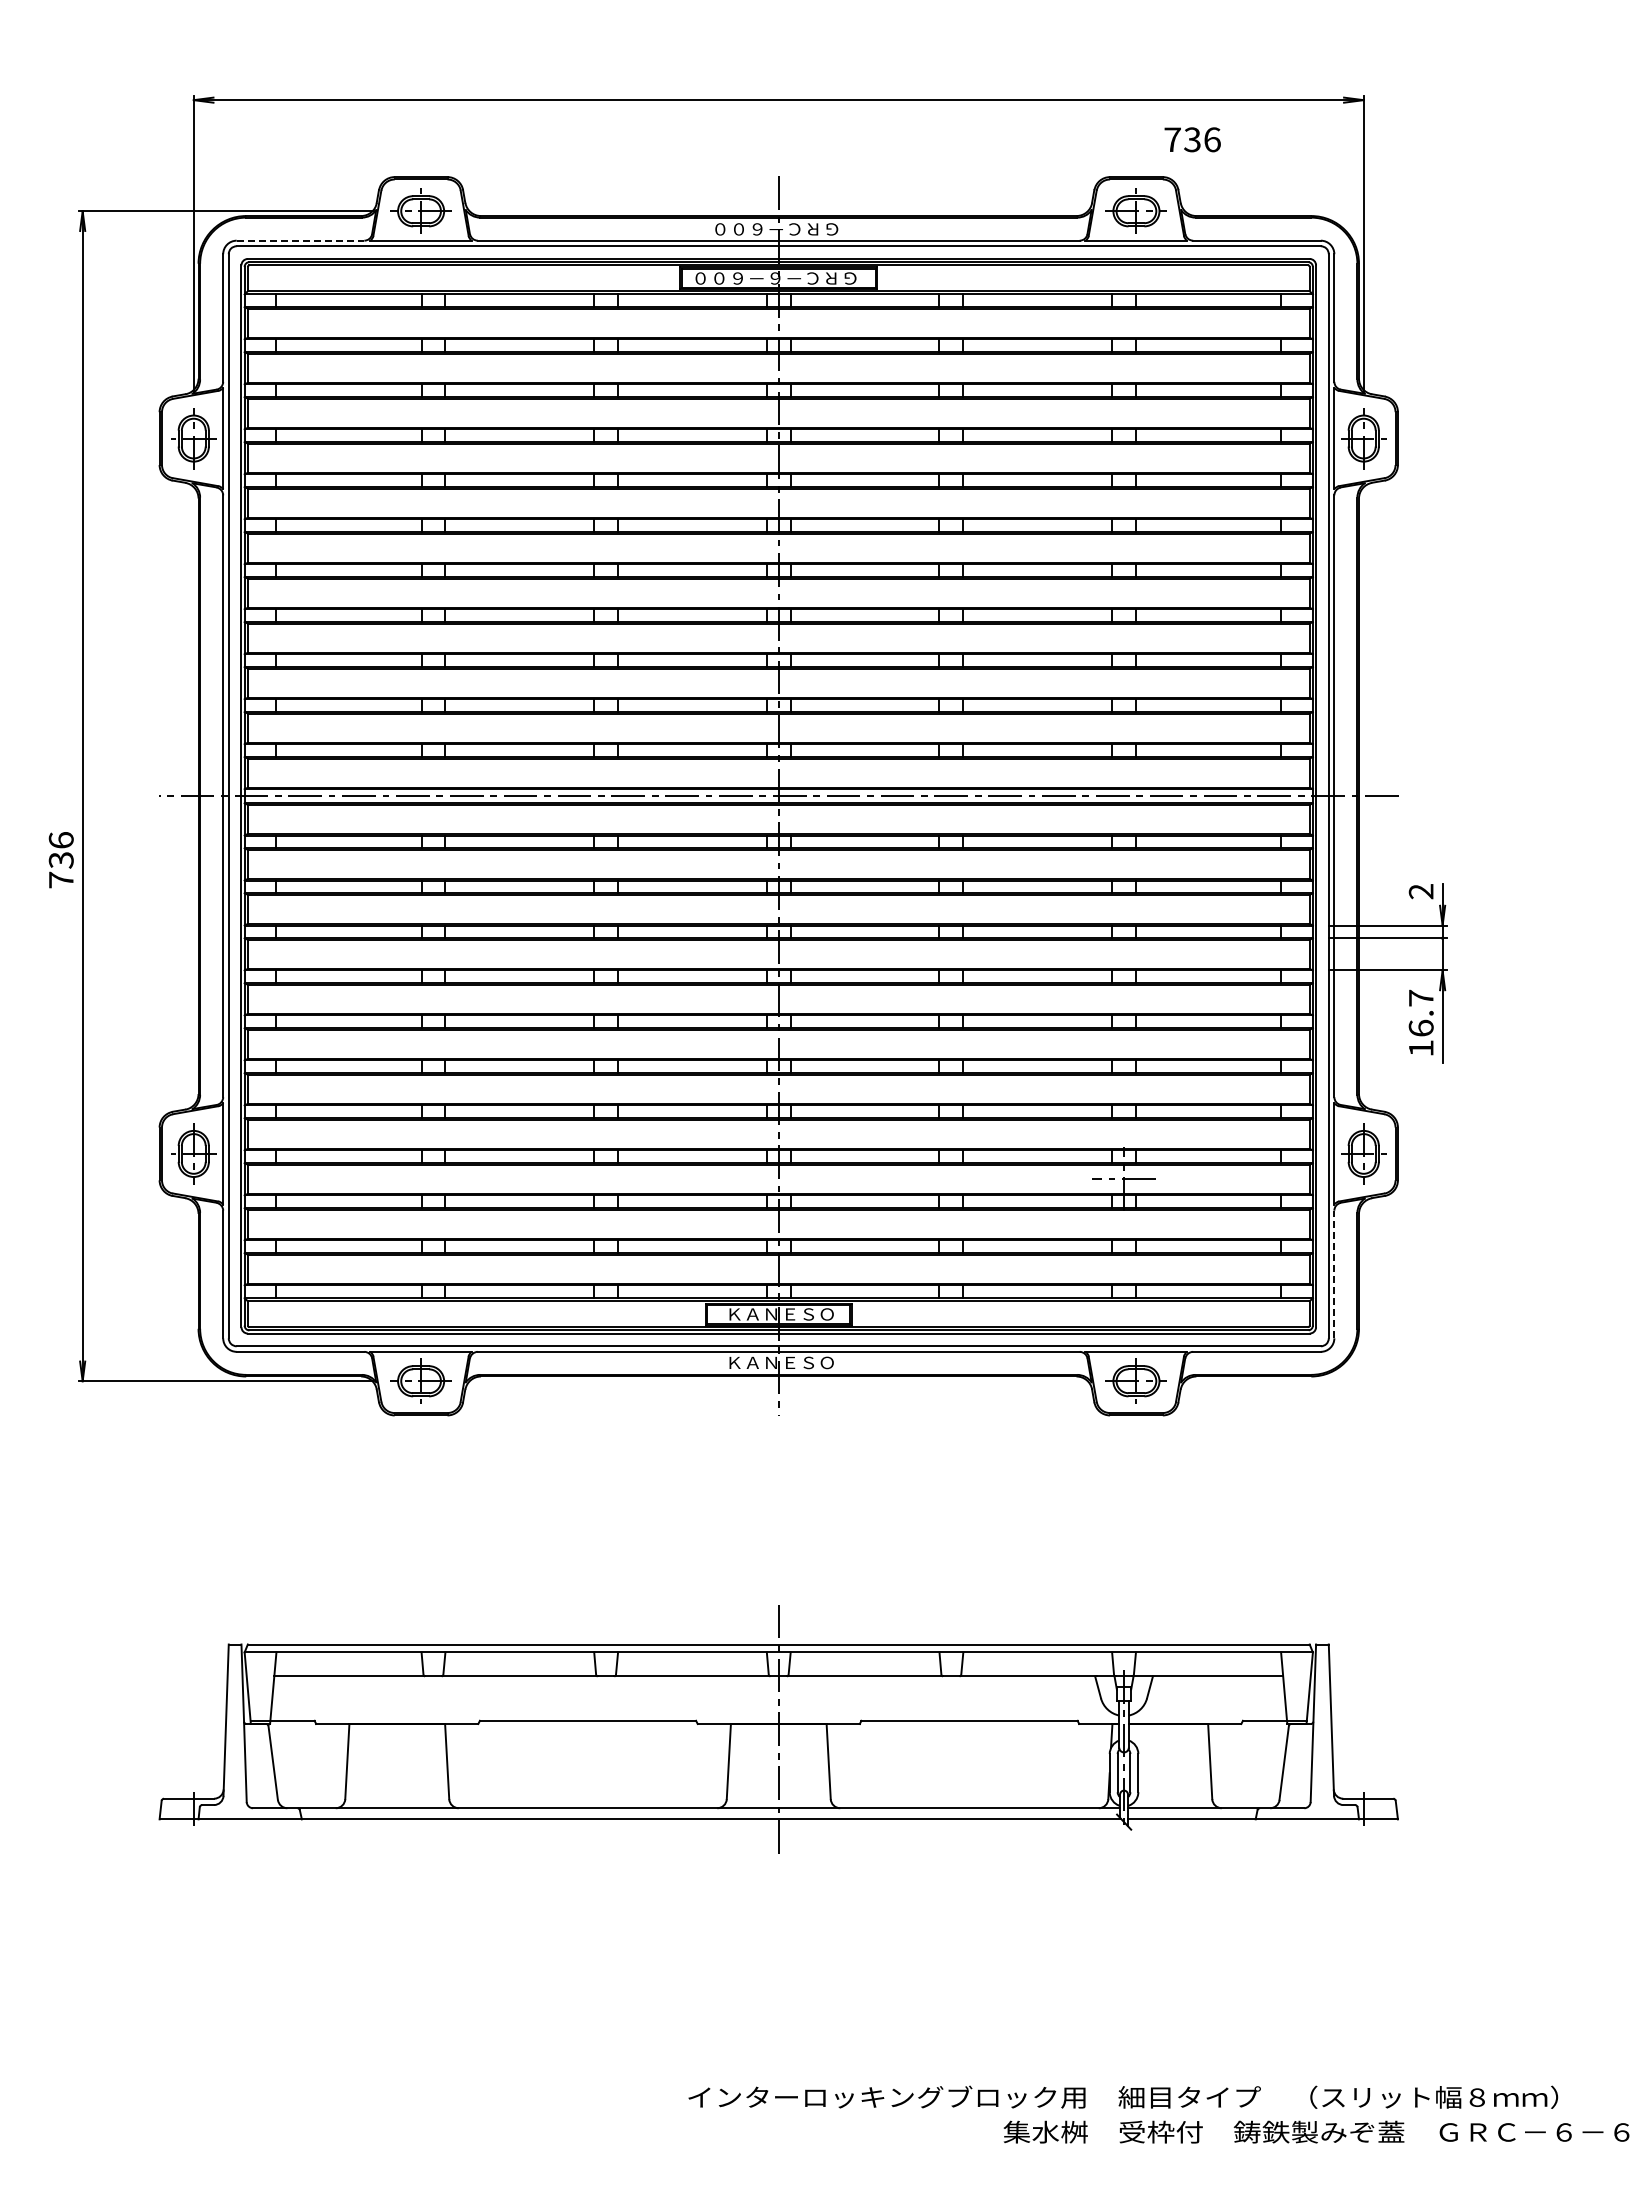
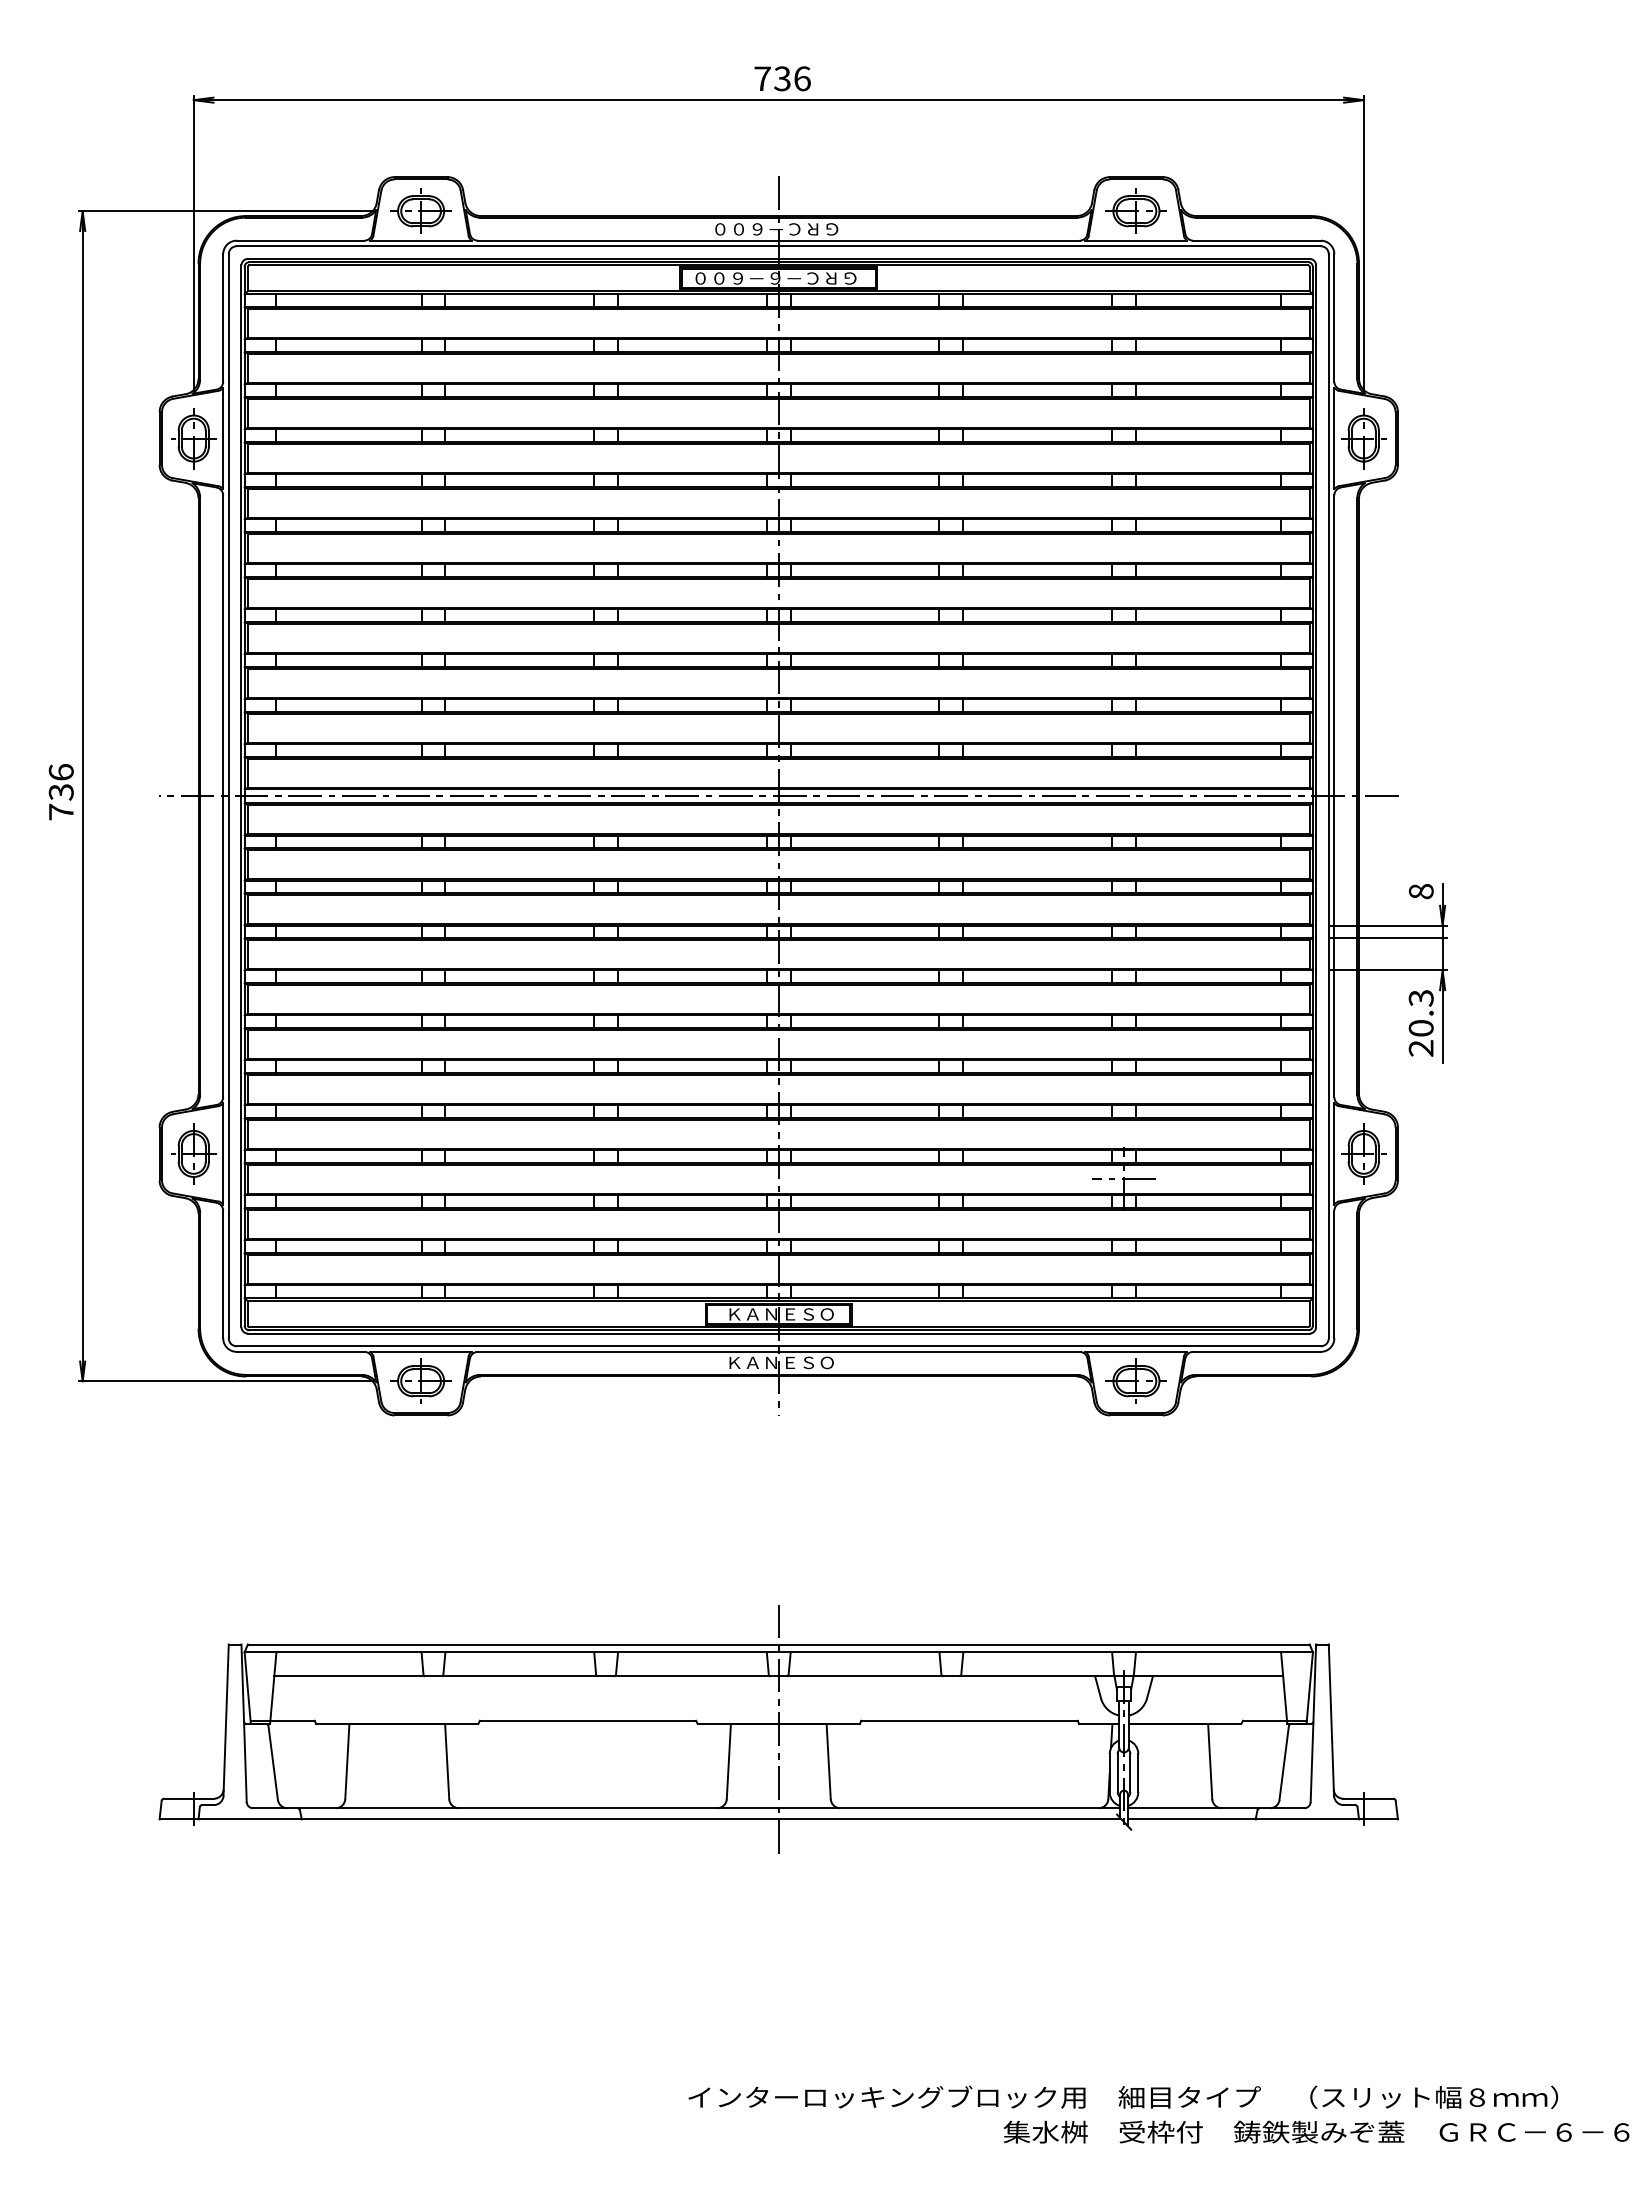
text position: (1192, 139) -> (782, 78) (782, 78)
line: dashed -> solid (300, 240)
text position: (60, 860) -> (60, 792) (60, 792)
text: 2 -> 8 (1420, 891)
text: 16.7 -> 20.3 (1420, 1022)
line: dashed -> solid (1334, 1274)
